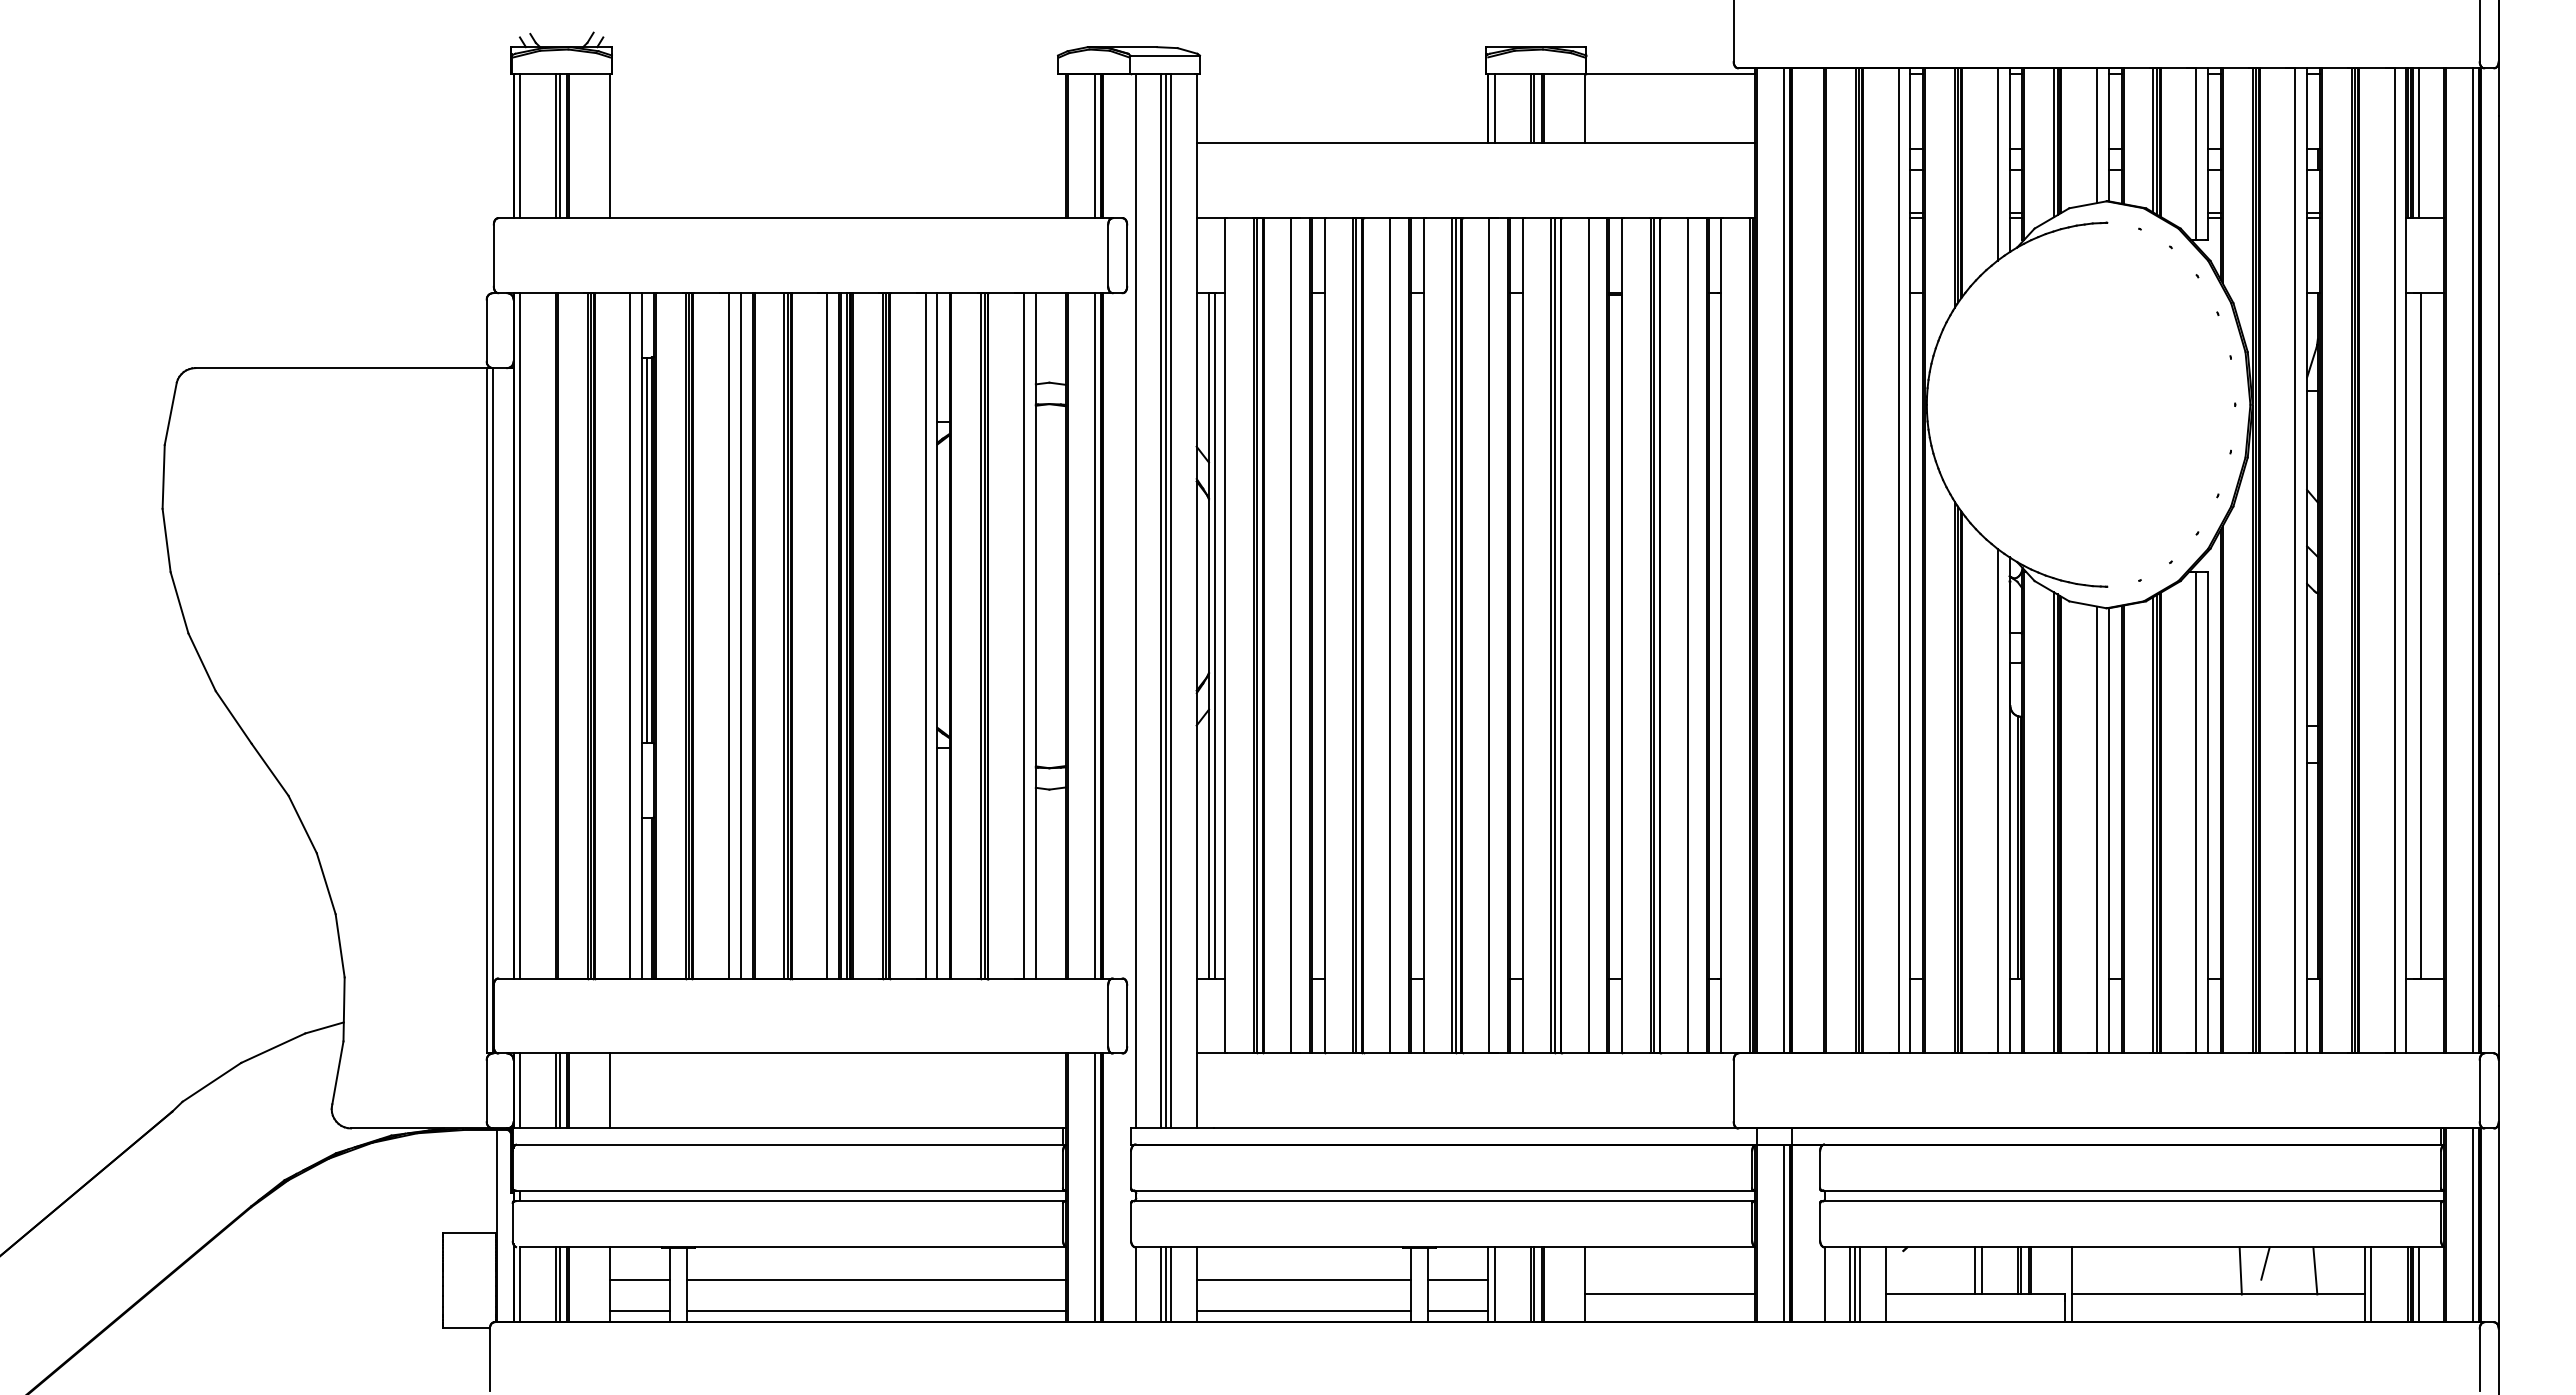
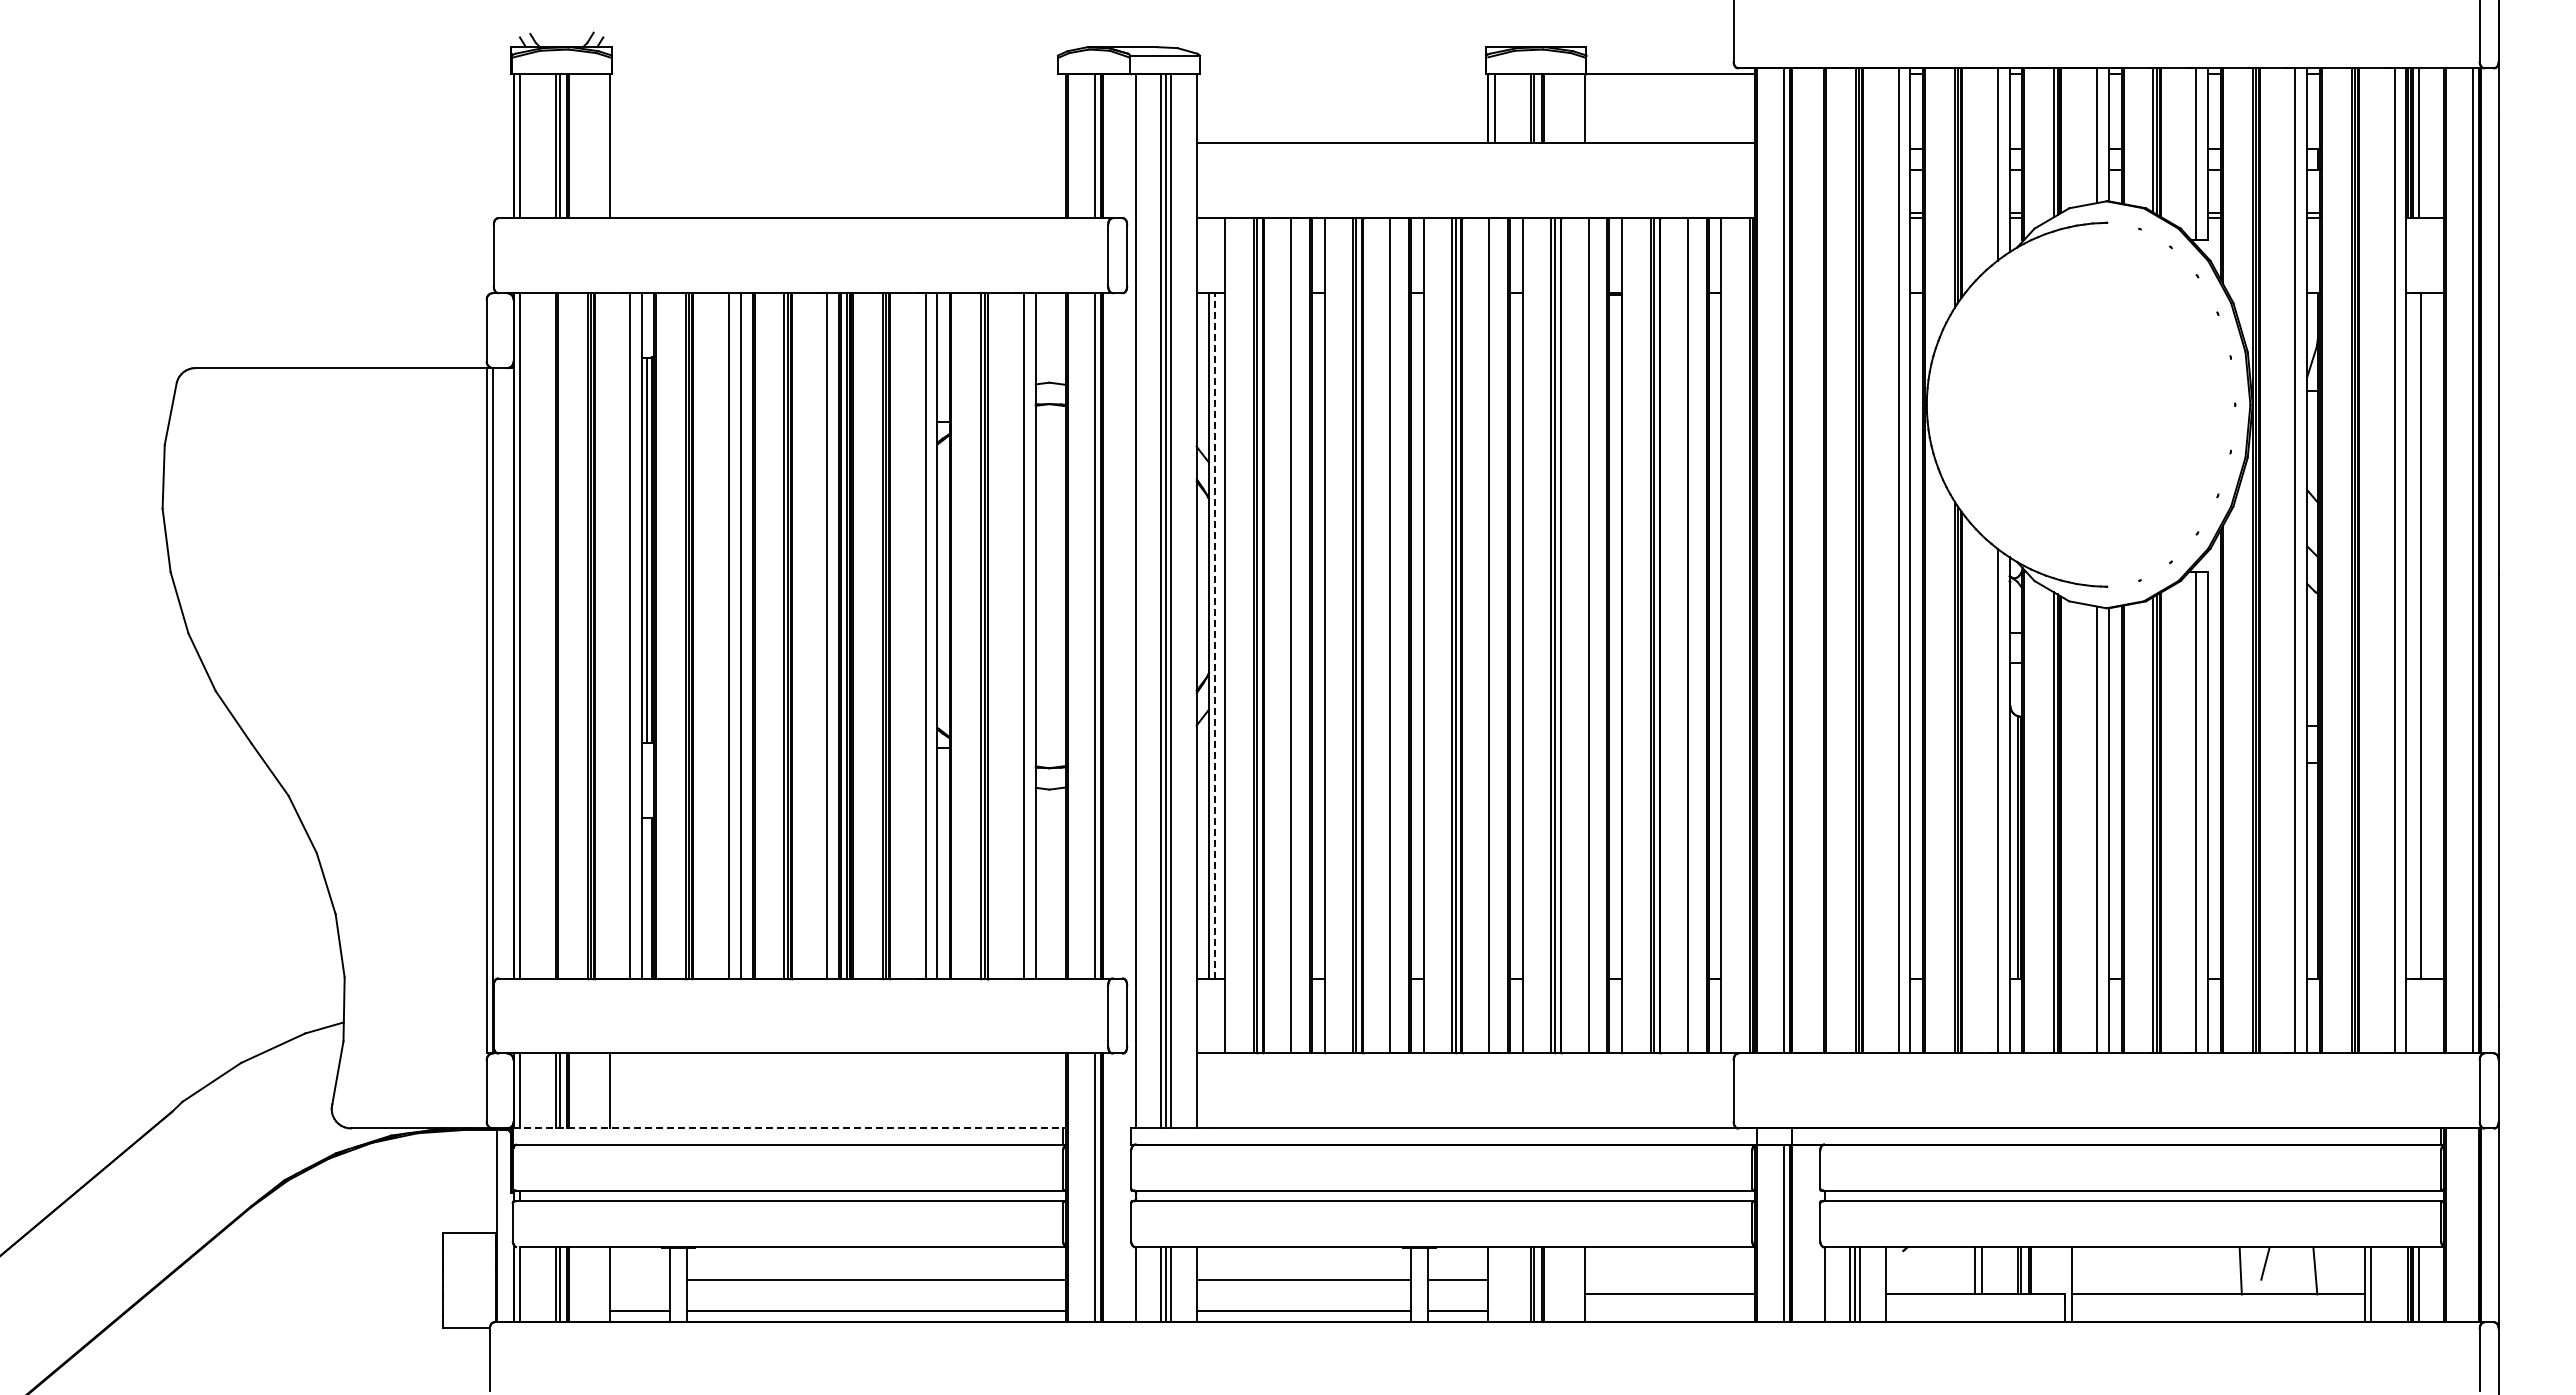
line: solid -> dashed (1215, 635)
line: solid -> dashed (788, 1128)
line: present -> none (2473, 1225)
line: present -> none (639, 1279)
line: present -> none (1494, 1284)
